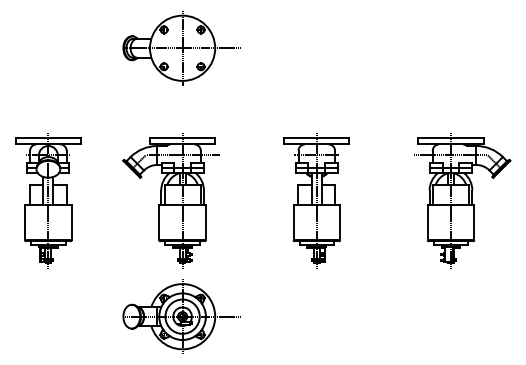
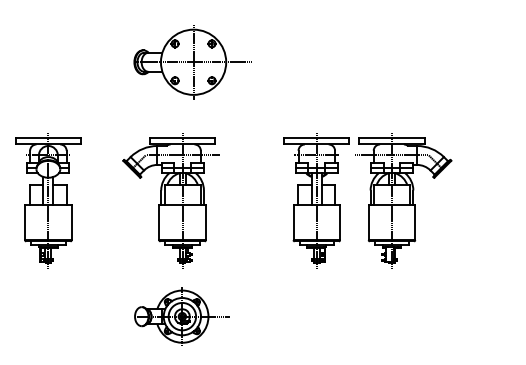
part position: (181, 48) -> (192, 62) (192, 62)
part position: (462, 200) -> (403, 200) (403, 200)
part size: 119x75 px -> 96x59 px (181, 316)
